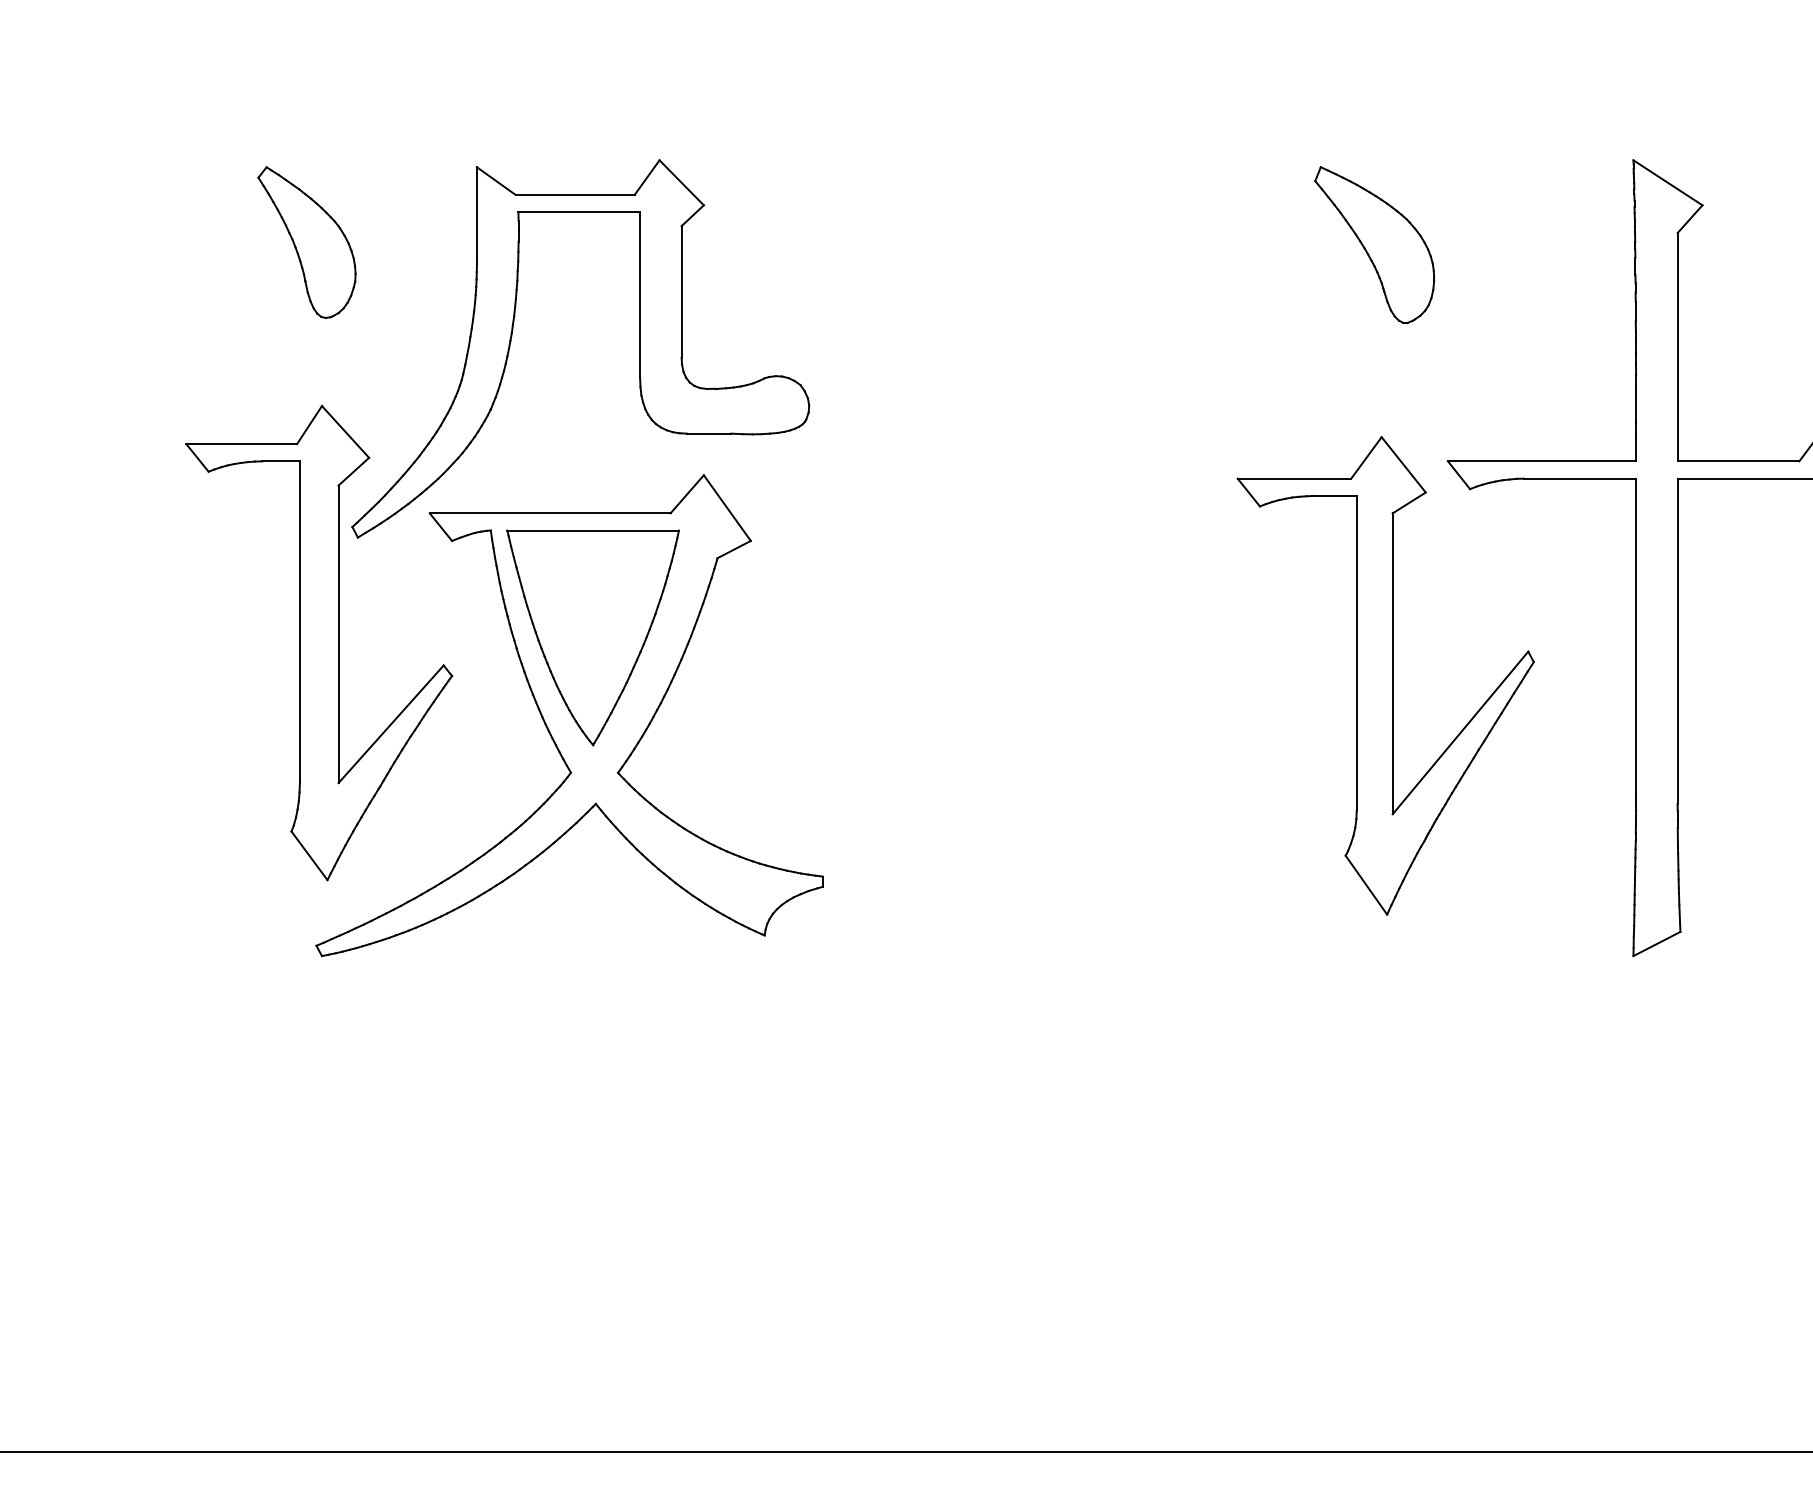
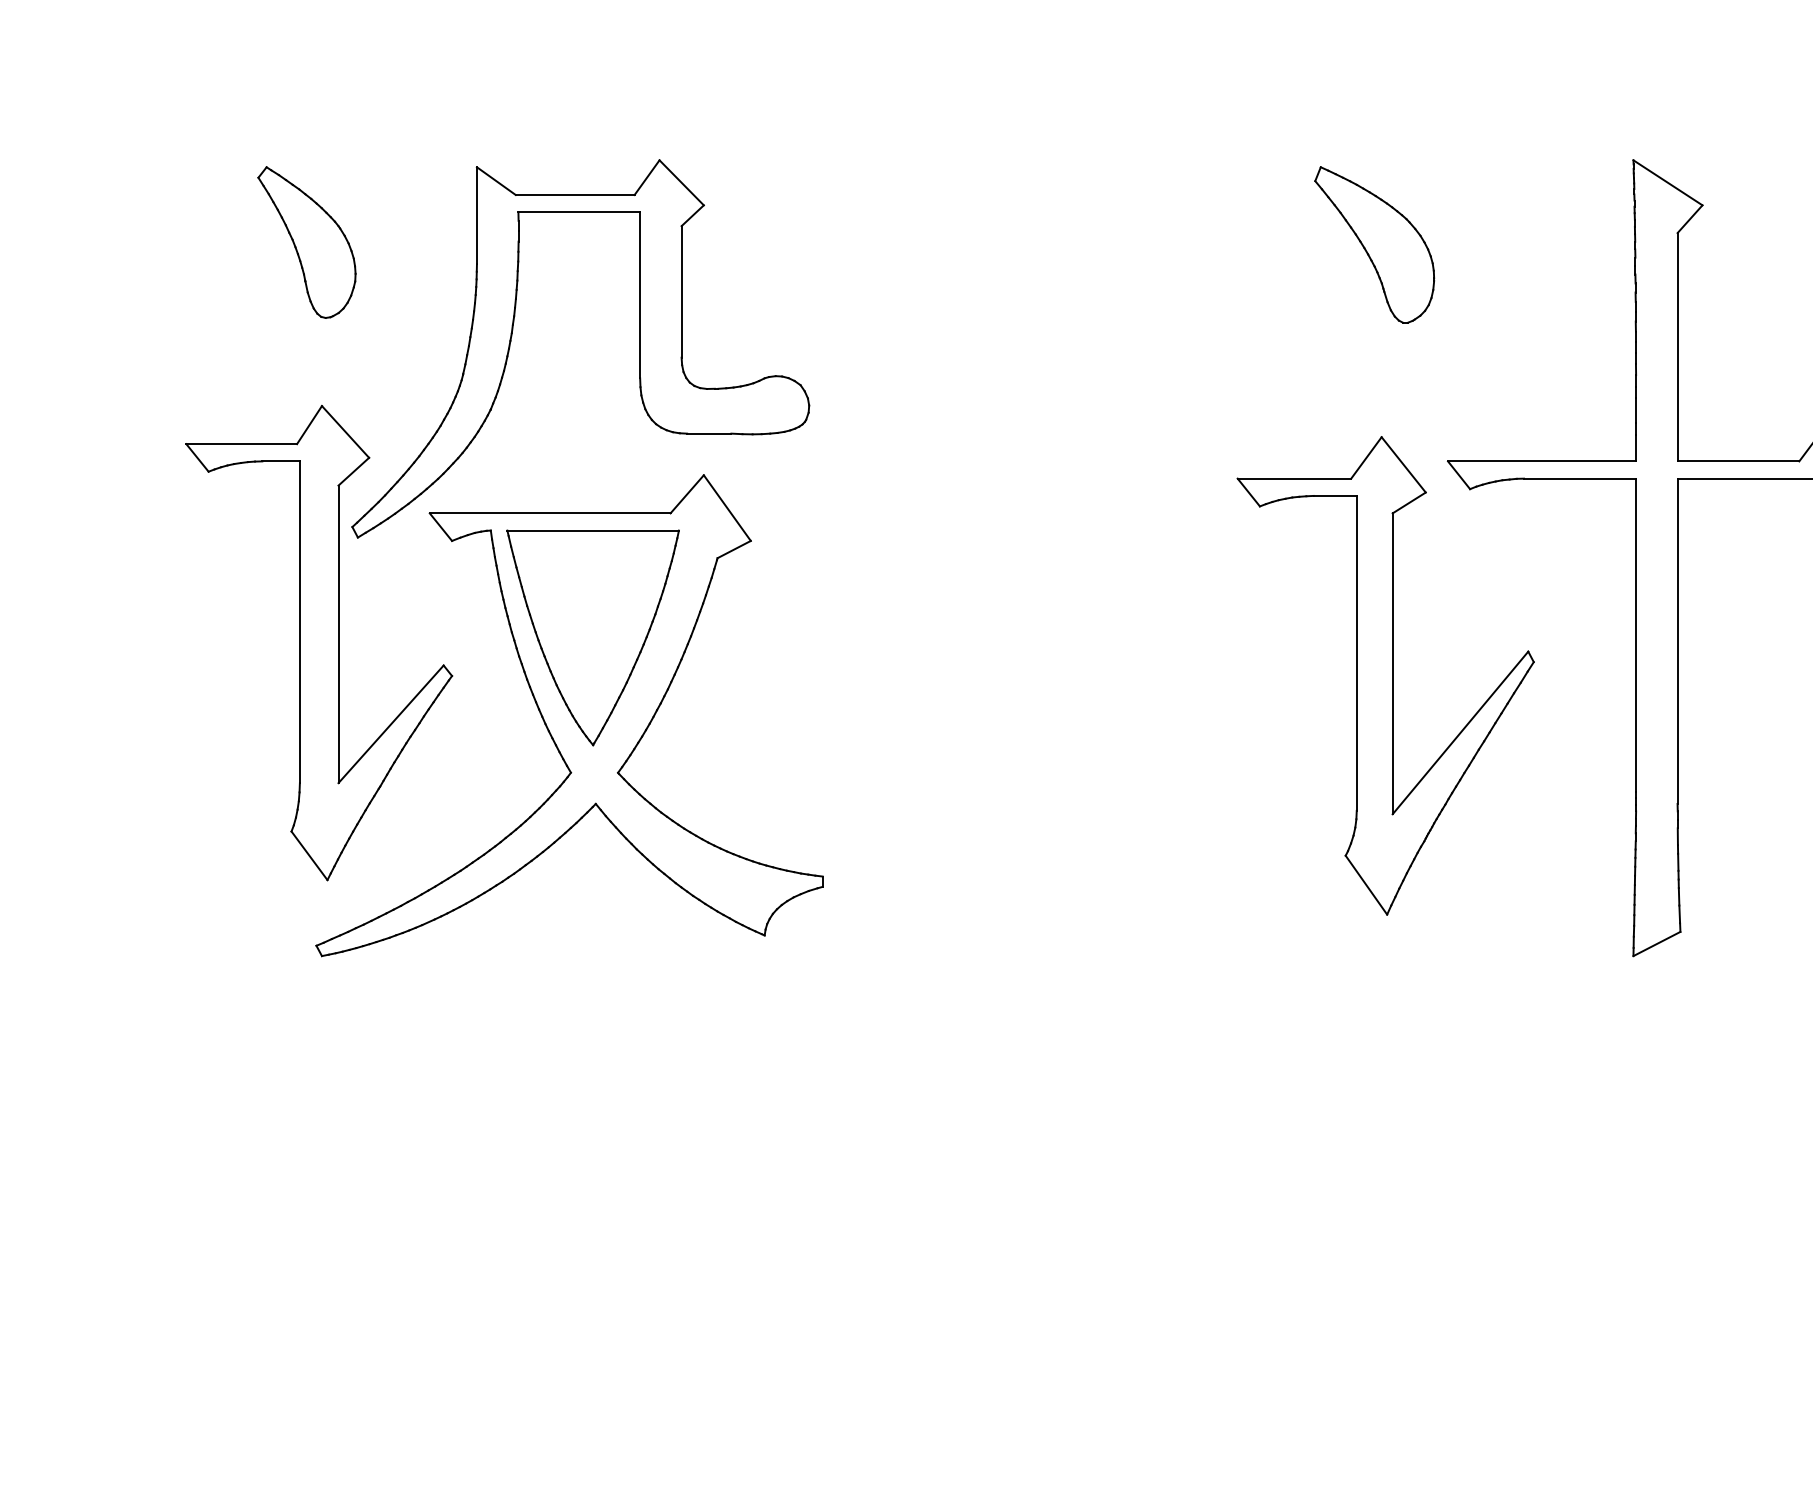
line: present -> none (905, 1452)
